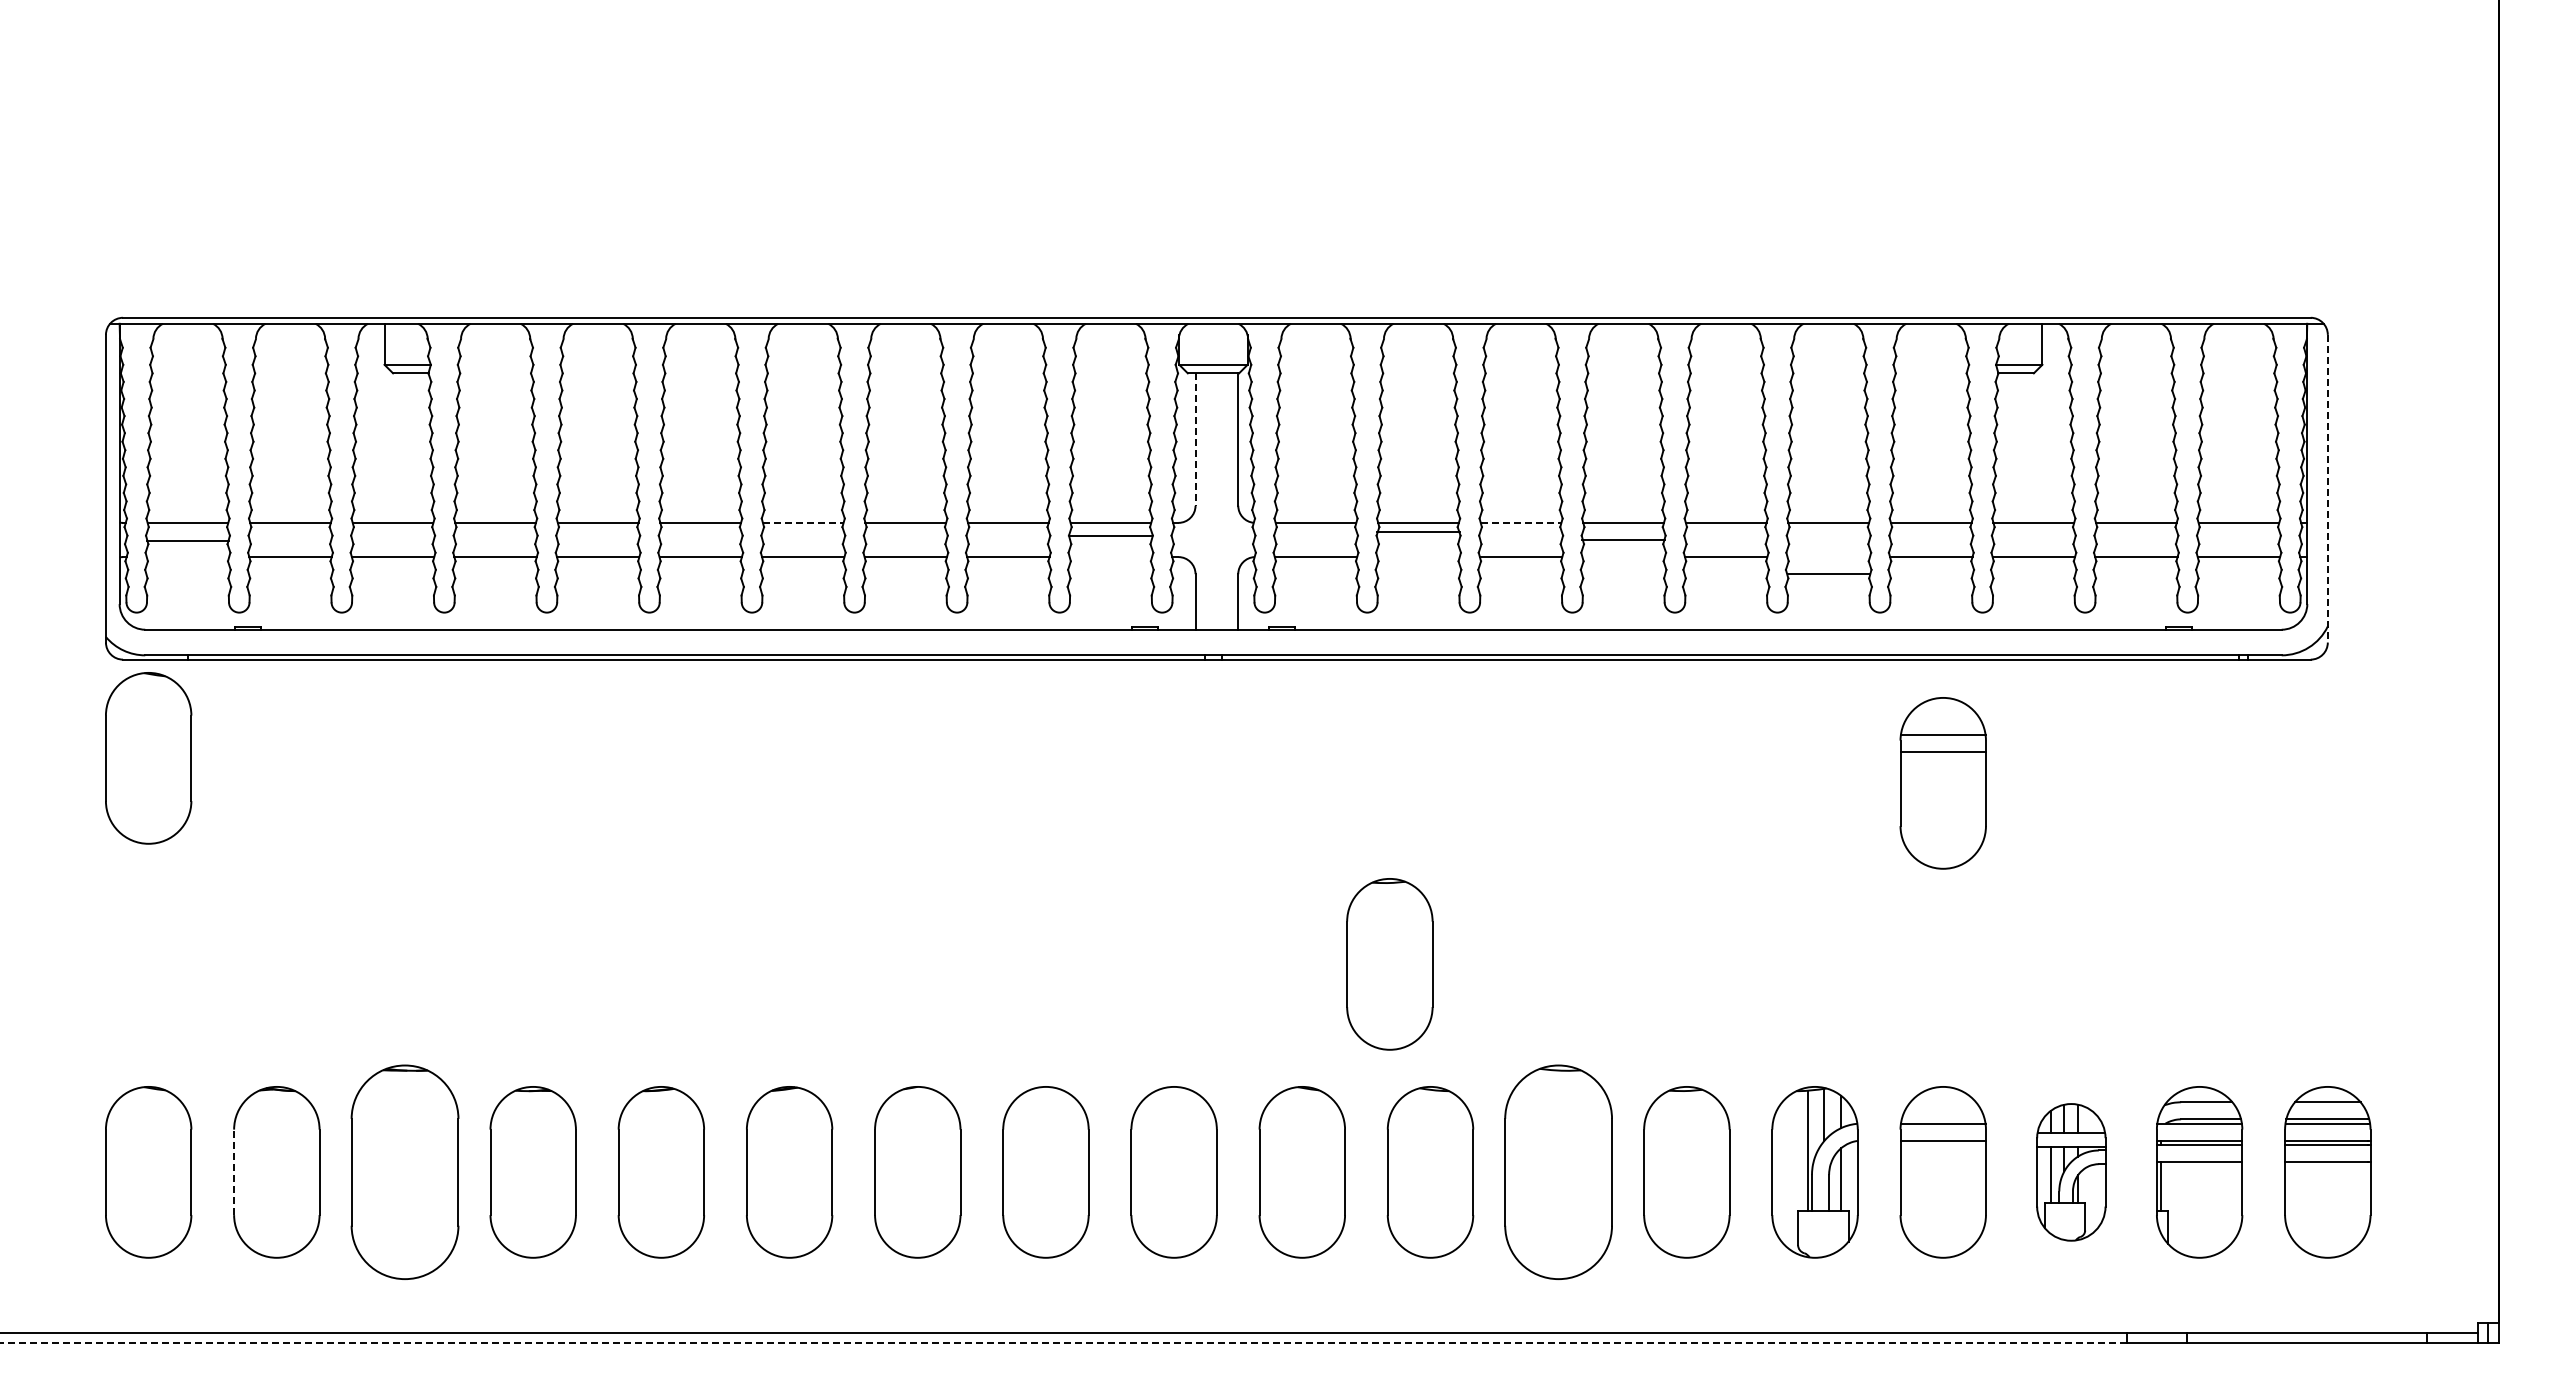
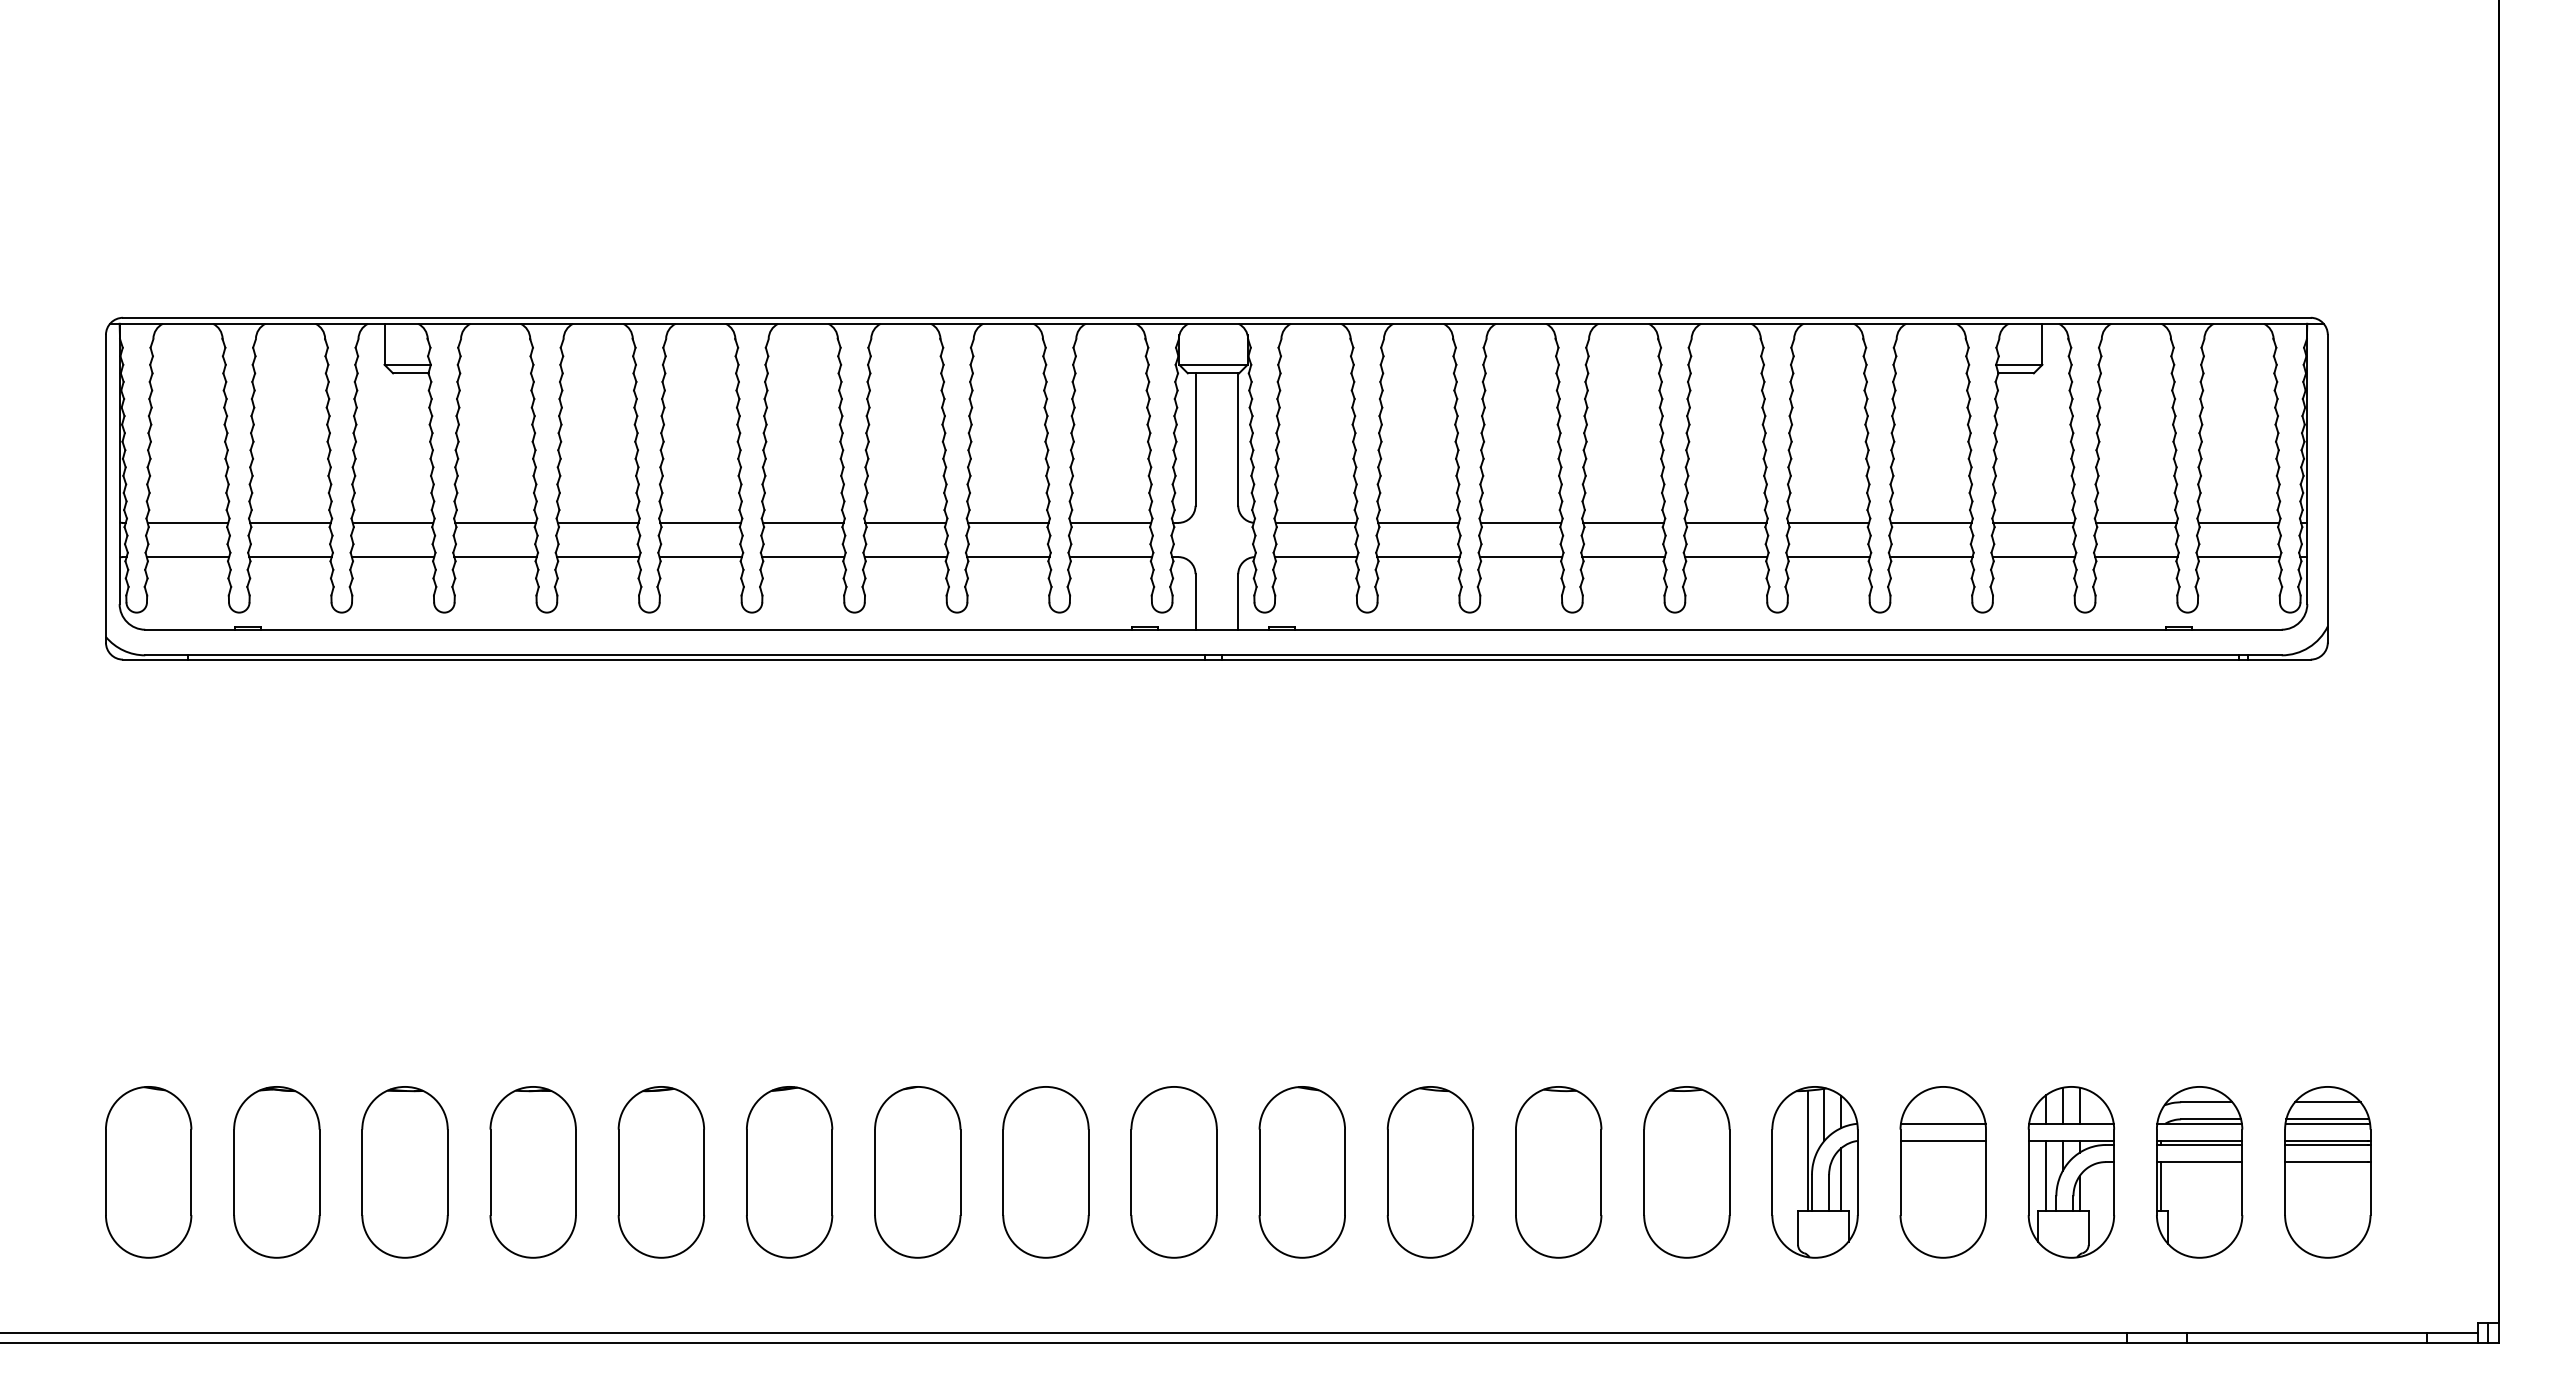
line: dashed -> solid (1195, 440)
line: dashed -> solid (2327, 488)
line: dashed -> solid (803, 522)
line: dashed -> solid (1521, 522)
line position: (1418, 532) -> (1418, 557) (1418, 557)
line position: (1110, 536) -> (1110, 557) (1110, 557)
line position: (1623, 540) -> (1623, 557) (1623, 557)
line position: (187, 541) -> (187, 557) (187, 557)
line position: (1828, 574) -> (1828, 557) (1828, 557)
part: present -> none (148, 758)
part: present -> none (1942, 783)
part: present -> none (1389, 964)
part size: 110x216 px -> 88x173 px (404, 1172)
part size: 109x216 px -> 88x173 px (1558, 1172)
line: dashed -> solid (234, 1172)
part size: 71x139 px -> 88x173 px (2070, 1172)
line: dashed -> solid (1064, 1343)
